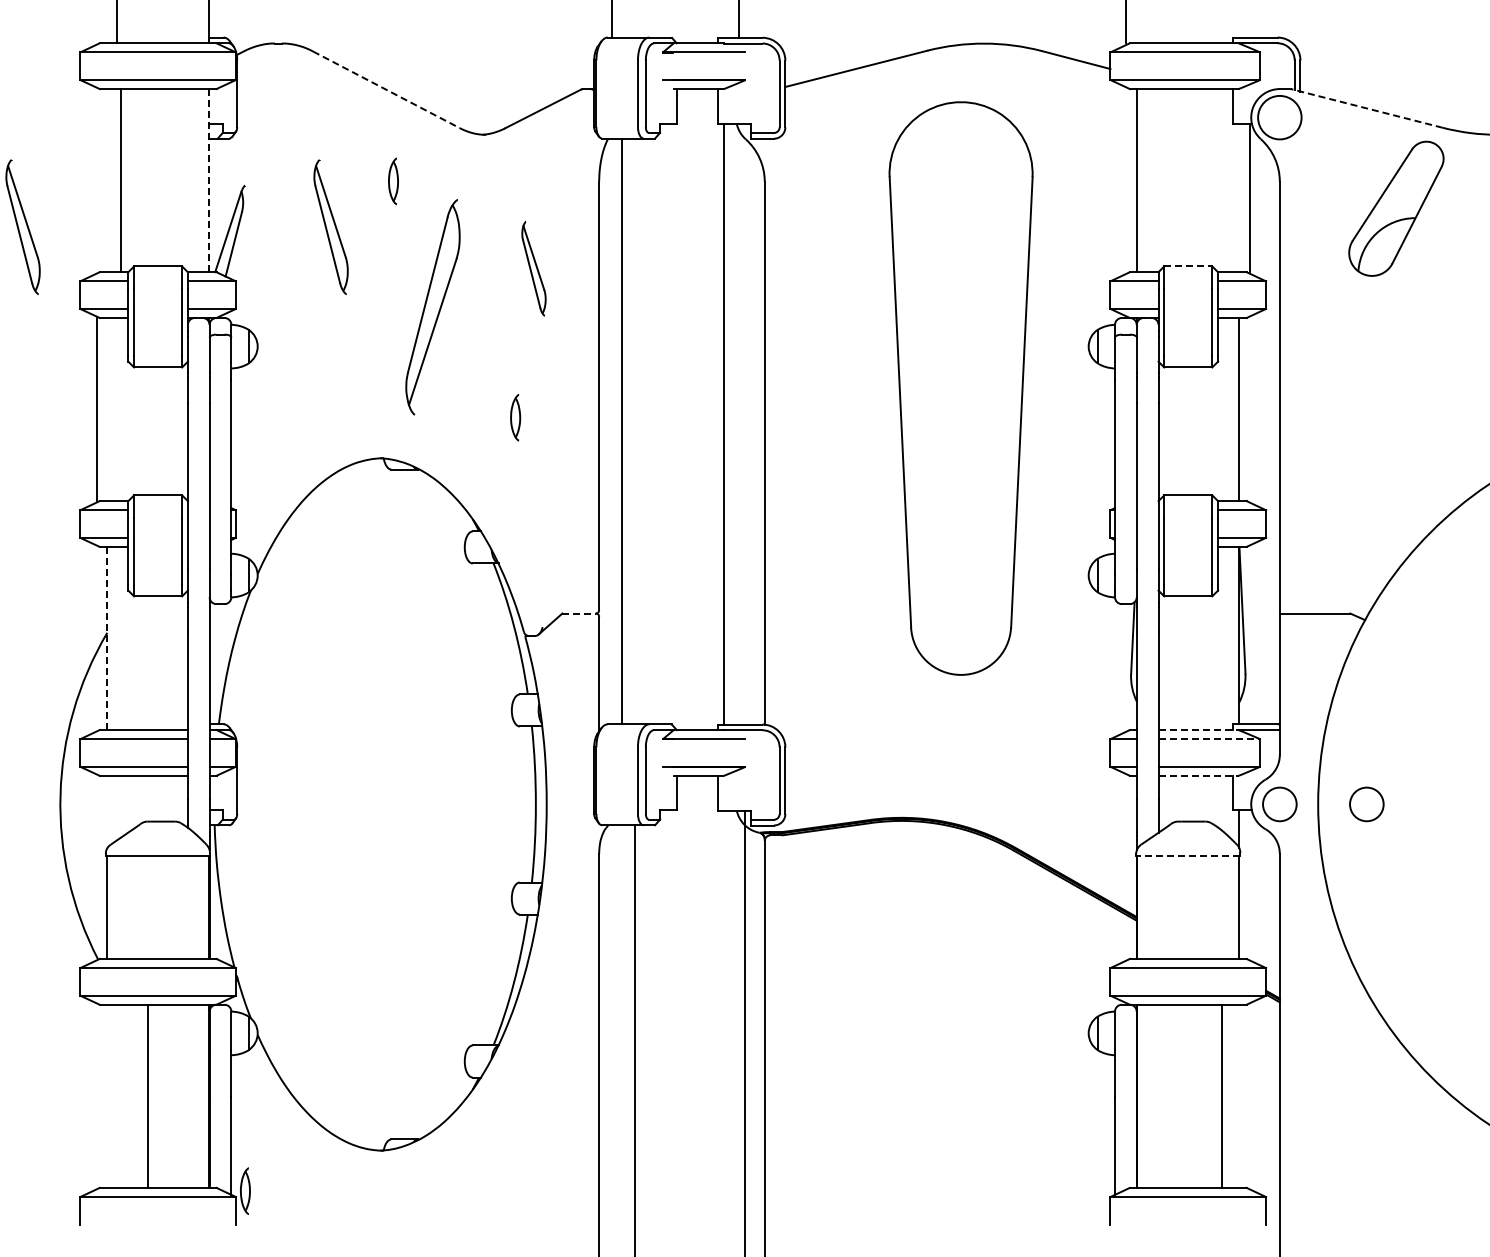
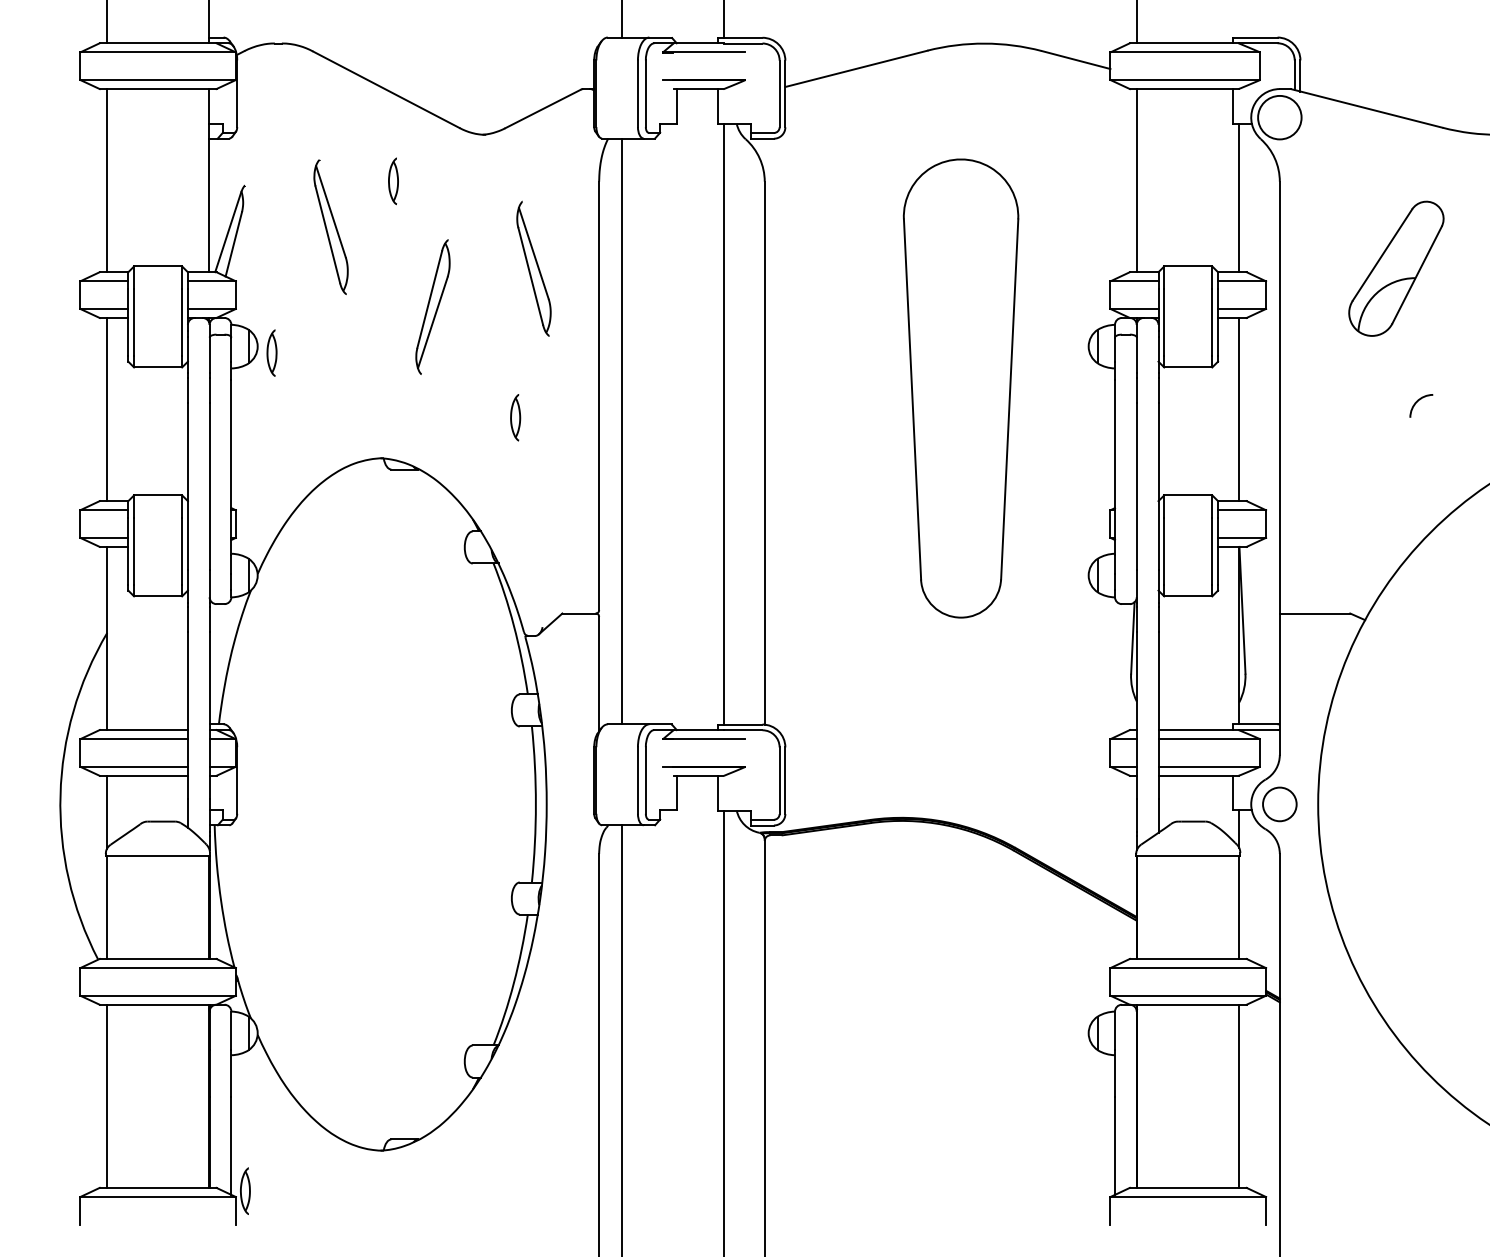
line position: (612, 19) -> (622, 19) (622, 19)
line position: (739, 19) -> (724, 19) (724, 19)
line position: (117, 22) -> (107, 22) (107, 22)
line position: (1126, 22) -> (1137, 22) (1137, 22)
line: dashed -> solid (386, 89)
line: dashed -> solid (1366, 108)
line position: (121, 180) -> (107, 180) (107, 180)
line: dashed -> solid (209, 180)
line position: (1250, 197) -> (1239, 197) (1239, 197)
part position: (1396, 208) -> (1396, 268) (1396, 268)
part: present -> none (22, 226)
line: dashed -> solid (1188, 266)
part size: 26x96 px -> 36x137 px (533, 268)
part size: 56x217 px -> 36x136 px (432, 306)
part: none -> present (271, 352)
part size: 146x575 px -> 118x461 px (960, 388)
curve: none -> present (1418, 401)
line position: (97, 409) -> (107, 409) (107, 409)
line: dashed -> solid (579, 613)
line: dashed -> solid (107, 638)
line: dashed -> solid (1199, 730)
line: dashed -> solid (1209, 739)
line: dashed -> solid (1199, 775)
circle: present -> none (1366, 804)
line: none -> present (107, 811)
line: dashed -> solid (1187, 855)
line position: (745, 1031) -> (724, 1031) (724, 1031)
line position: (635, 1039) -> (622, 1039) (622, 1039)
line position: (147, 1095) -> (106, 1095) (106, 1095)
line position: (1222, 1095) -> (1239, 1095) (1239, 1095)
